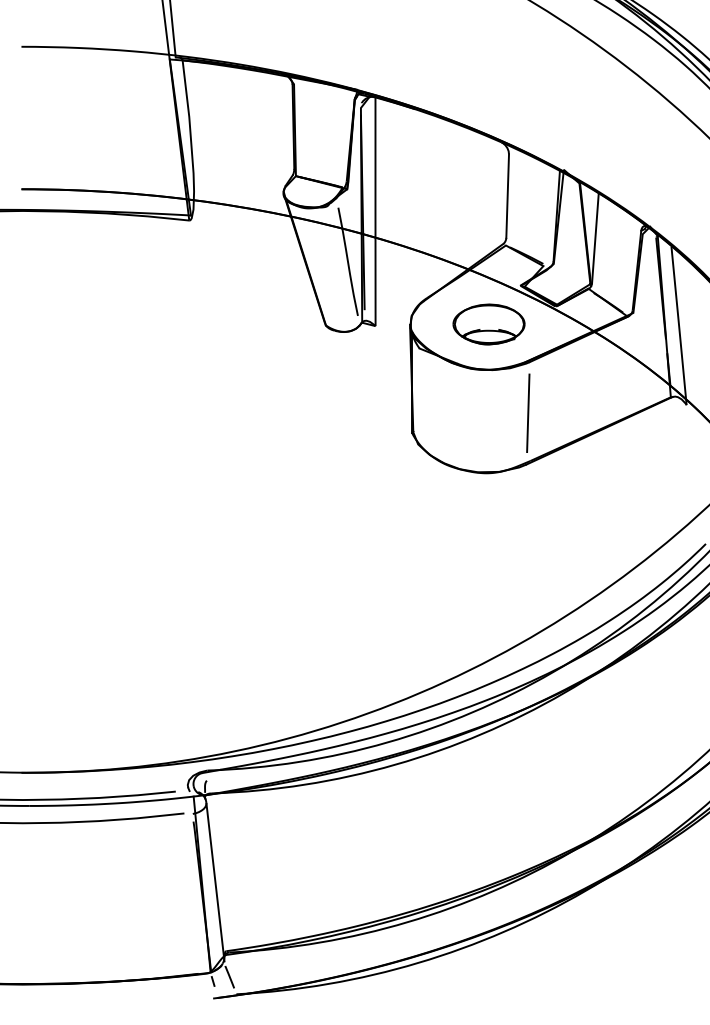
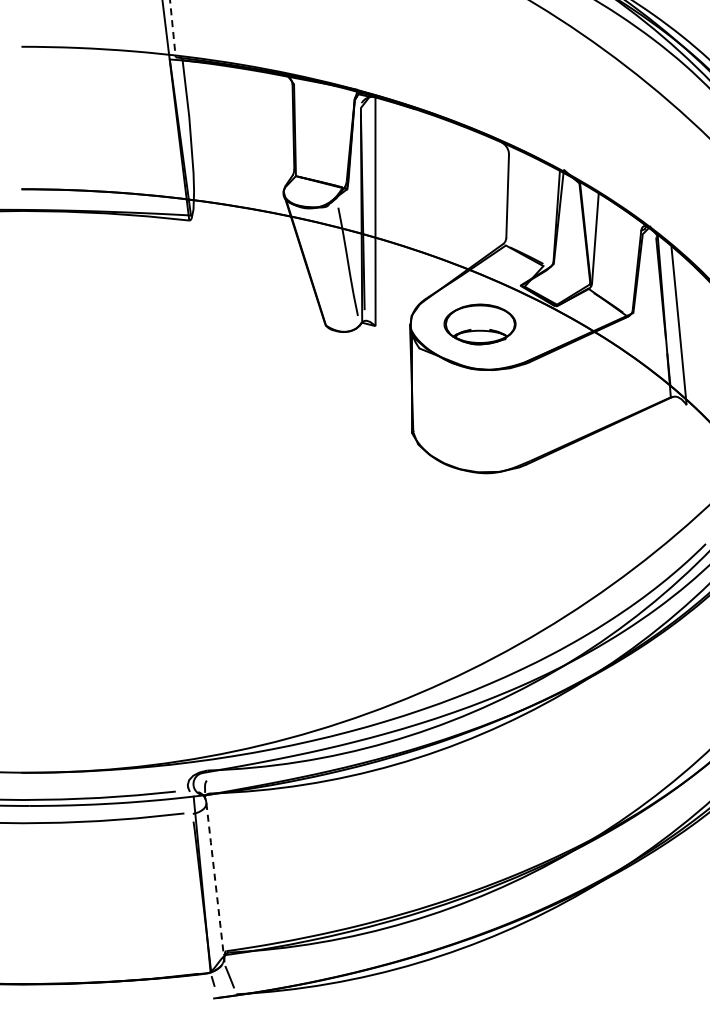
line: solid -> dashed (172, 28)
part position: (488, 324) -> (479, 324) (479, 324)
line: present -> none (528, 413)
line: solid -> dashed (215, 882)
